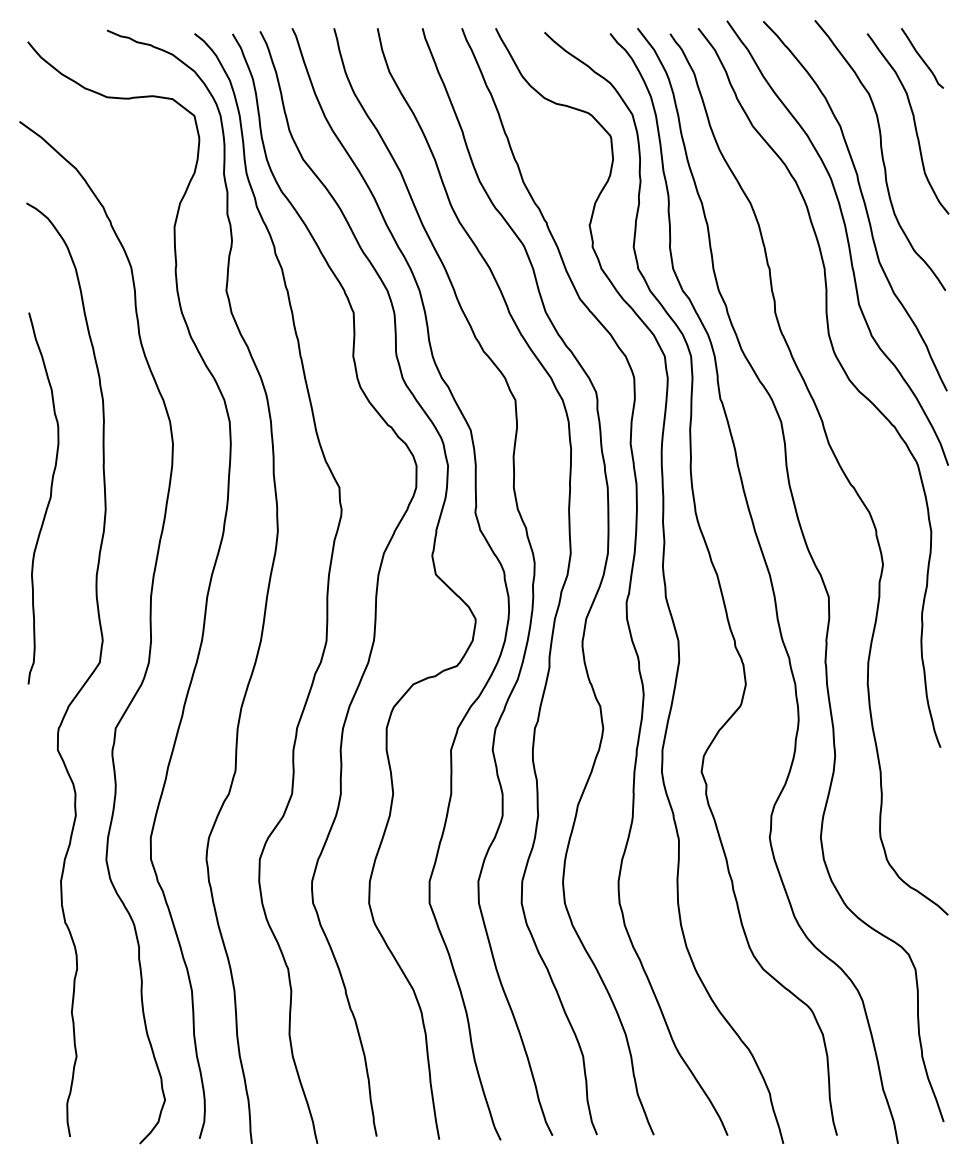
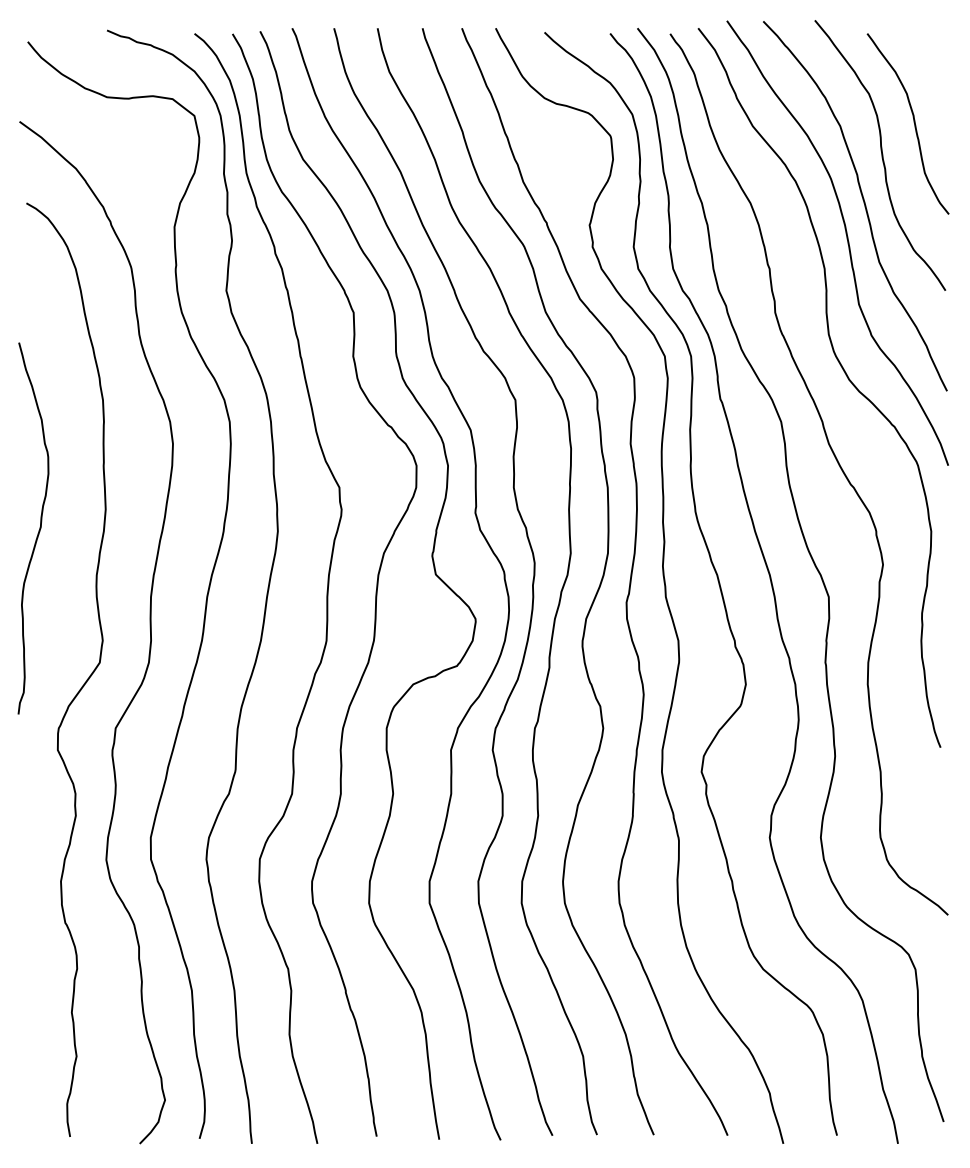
curve: present -> none (922, 58)
curve position: (48, 500) -> (38, 530) (38, 530)
